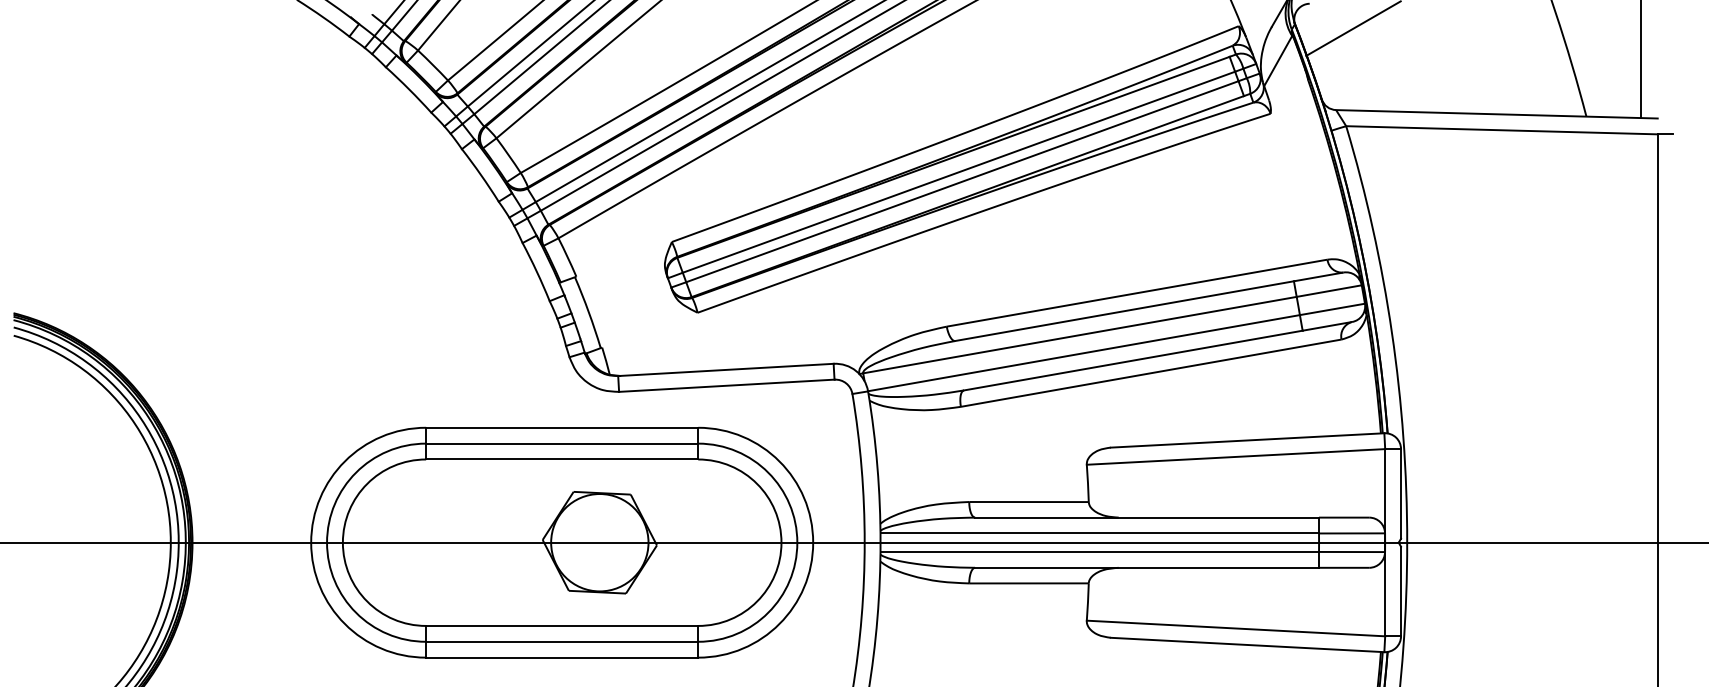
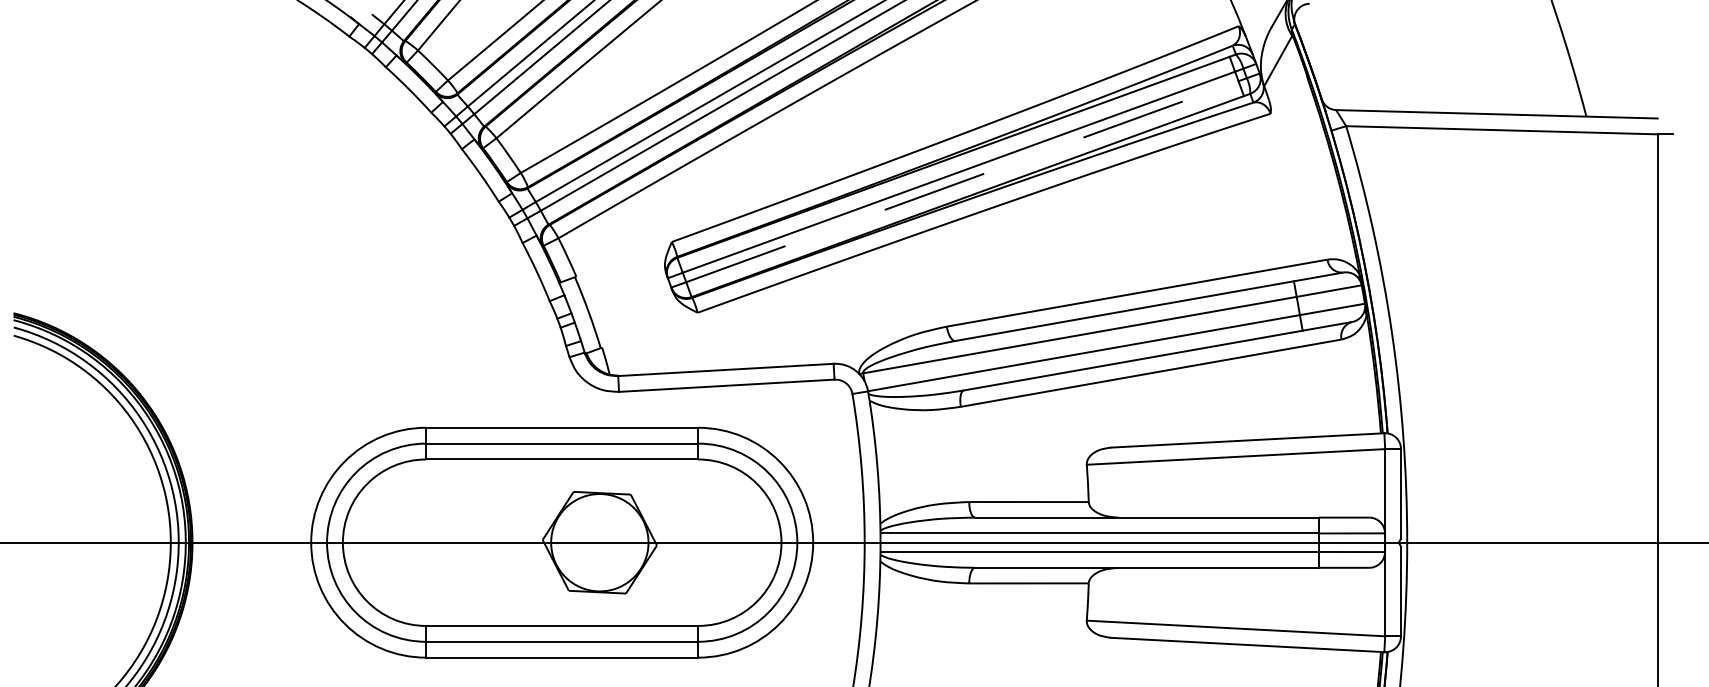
line: present -> none (1352, 28)
line: present -> none (1641, 60)
line: solid -> dashed (962, 181)
